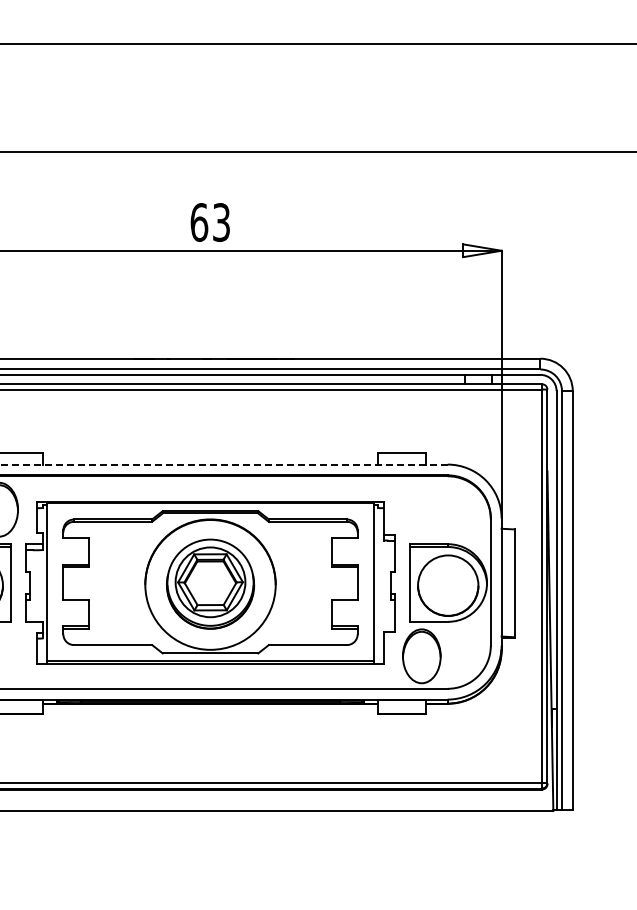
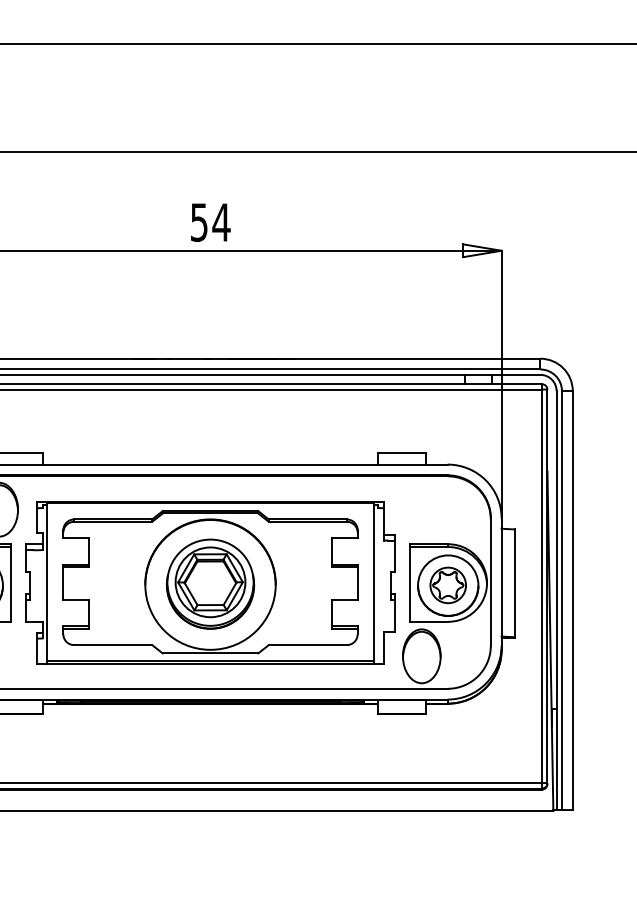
text: 63 -> 54 (210, 222)
line: dashed -> solid (224, 464)
part: none -> present (447, 585)
